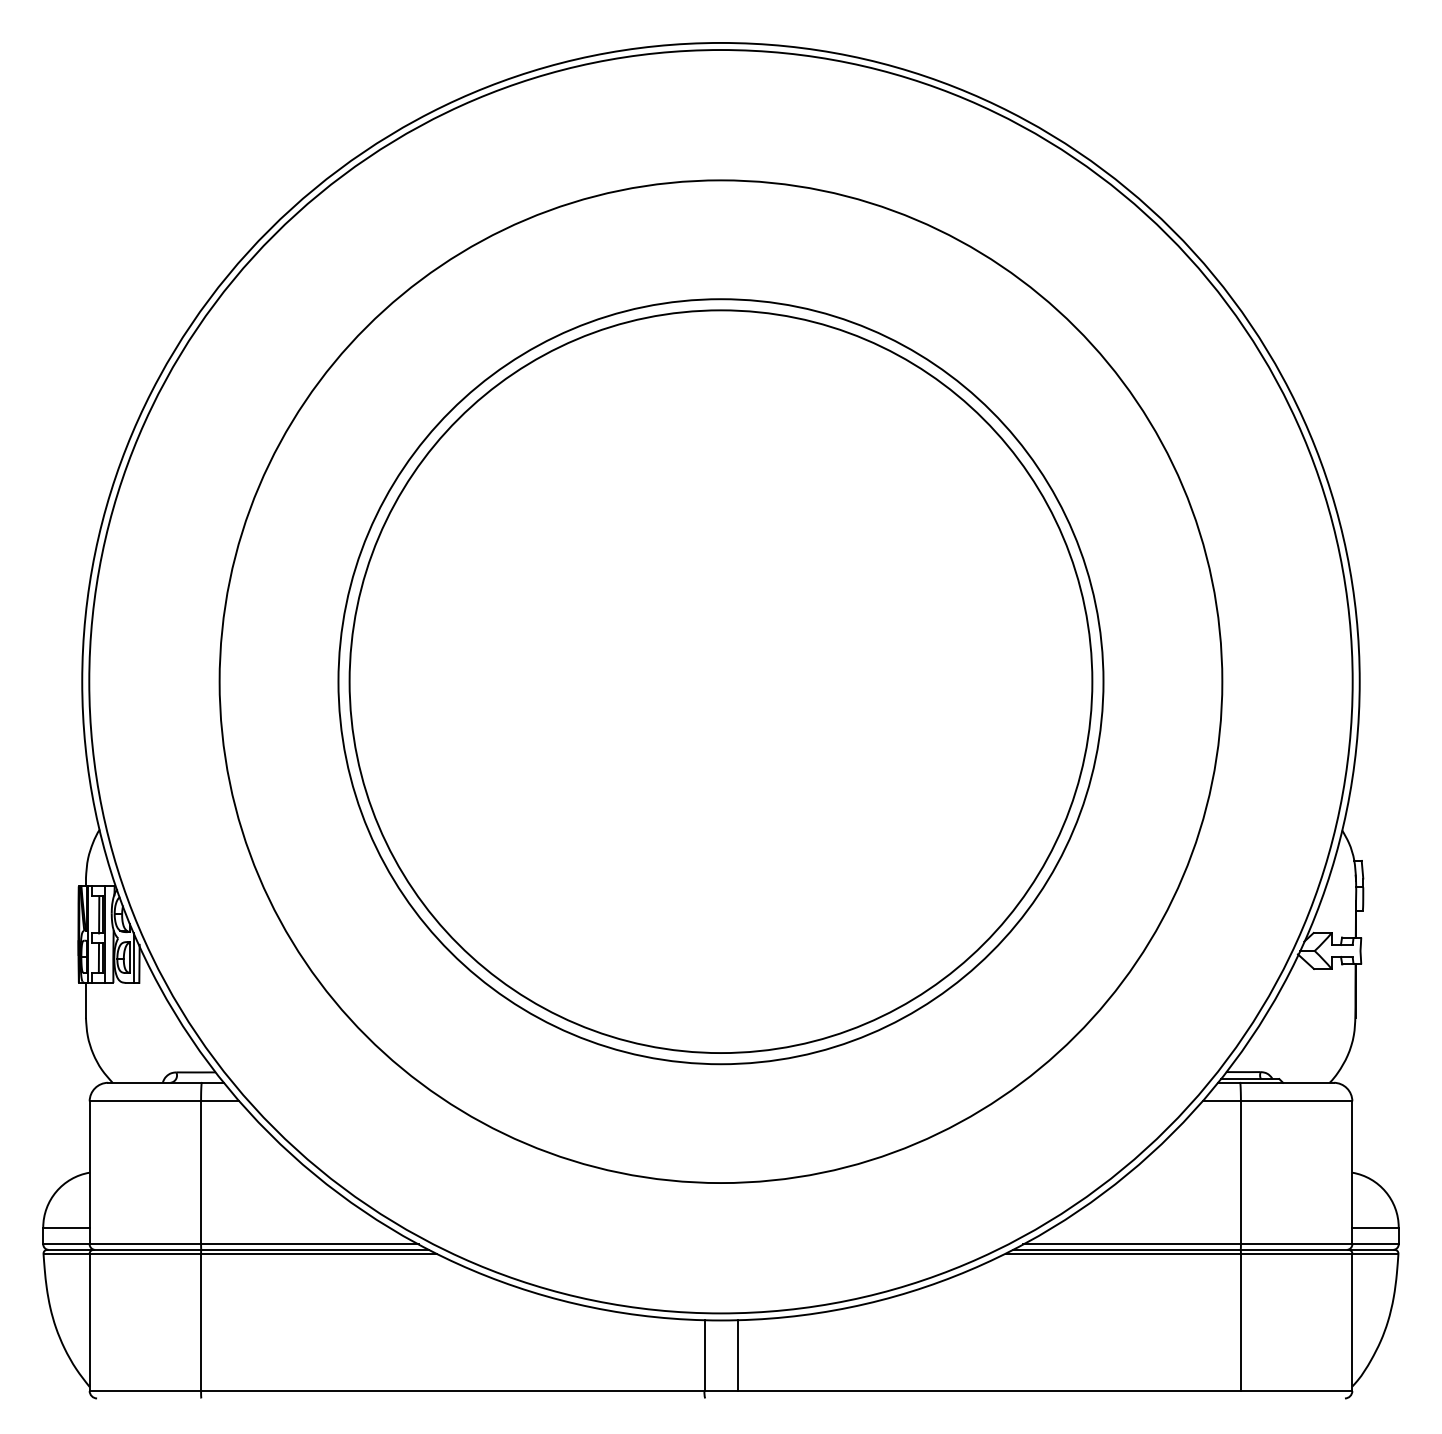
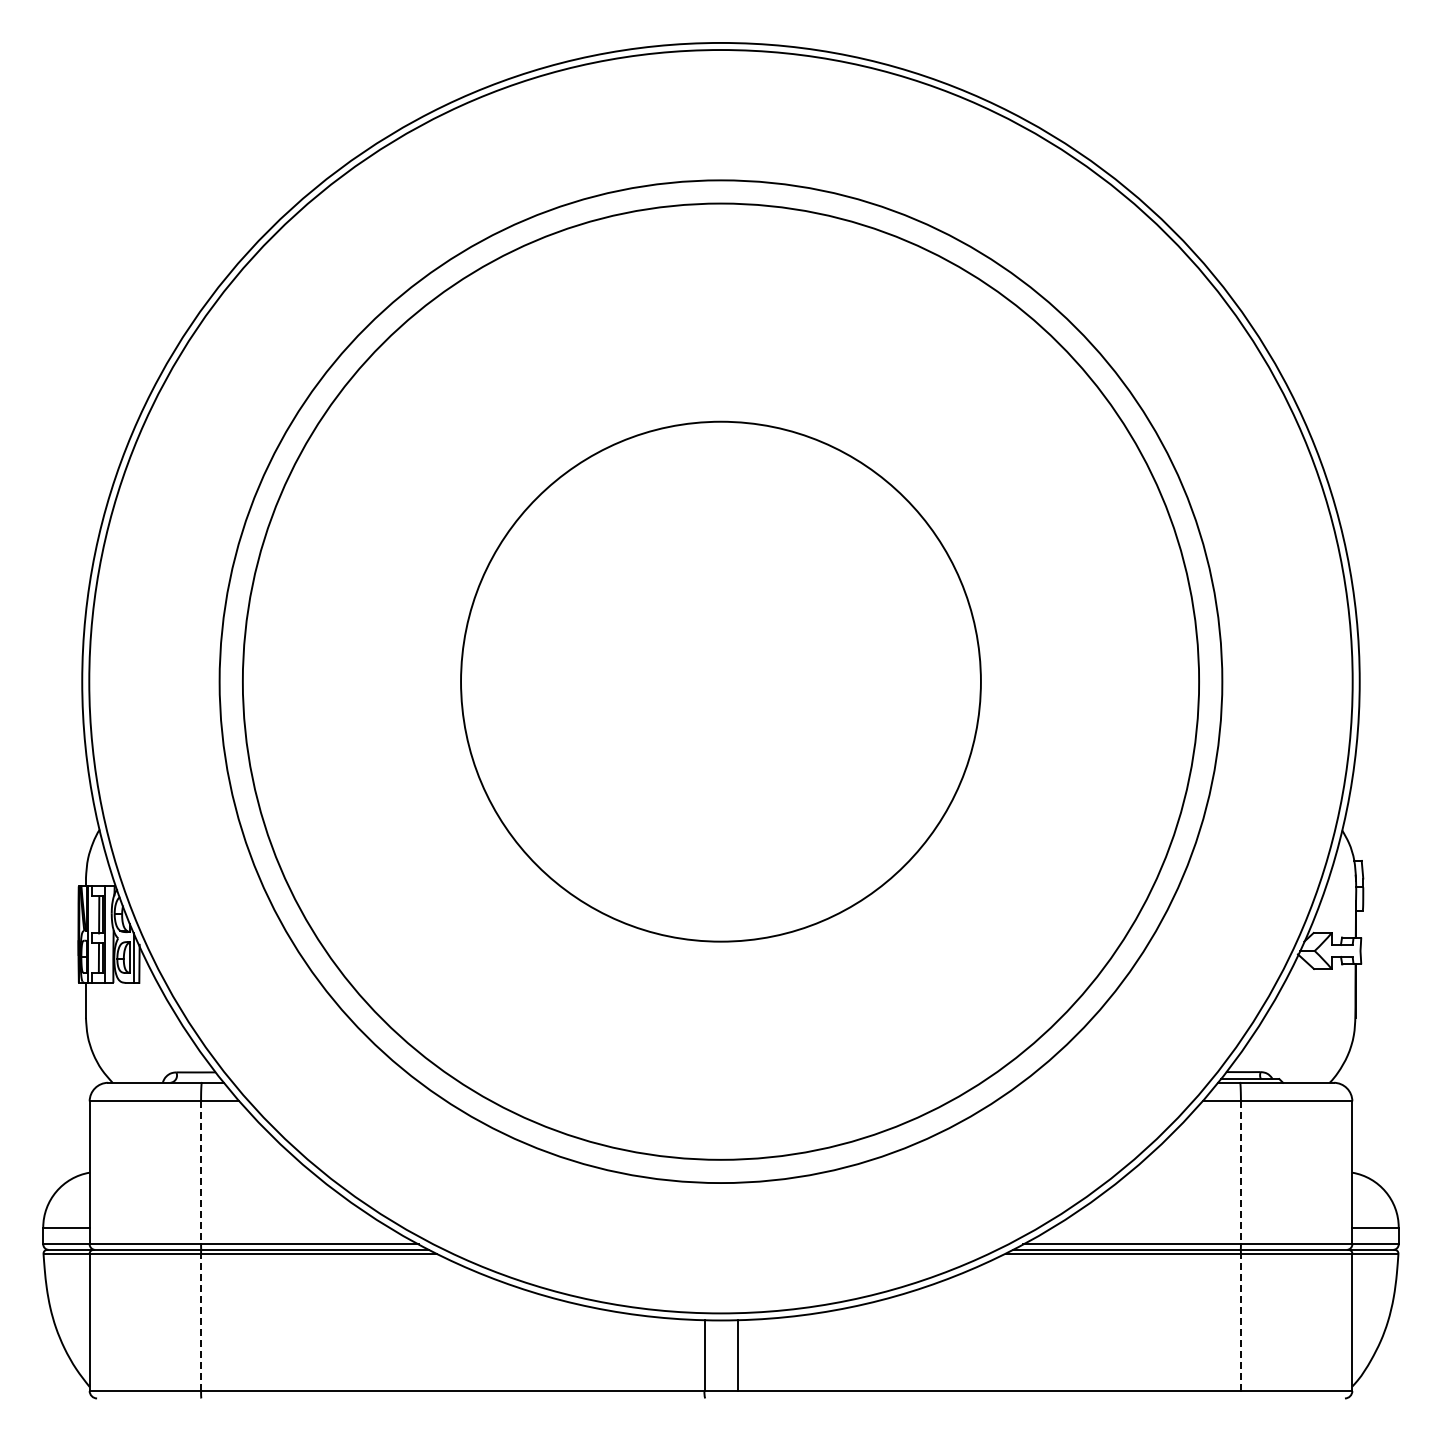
circle diameter: 743 px -> 520 px (720, 681)
circle diameter: 765 px -> 956 px (720, 681)
line: solid -> dashed (201, 1173)
line: solid -> dashed (1240, 1173)
line: solid -> dashed (201, 1322)
line: solid -> dashed (1240, 1322)
